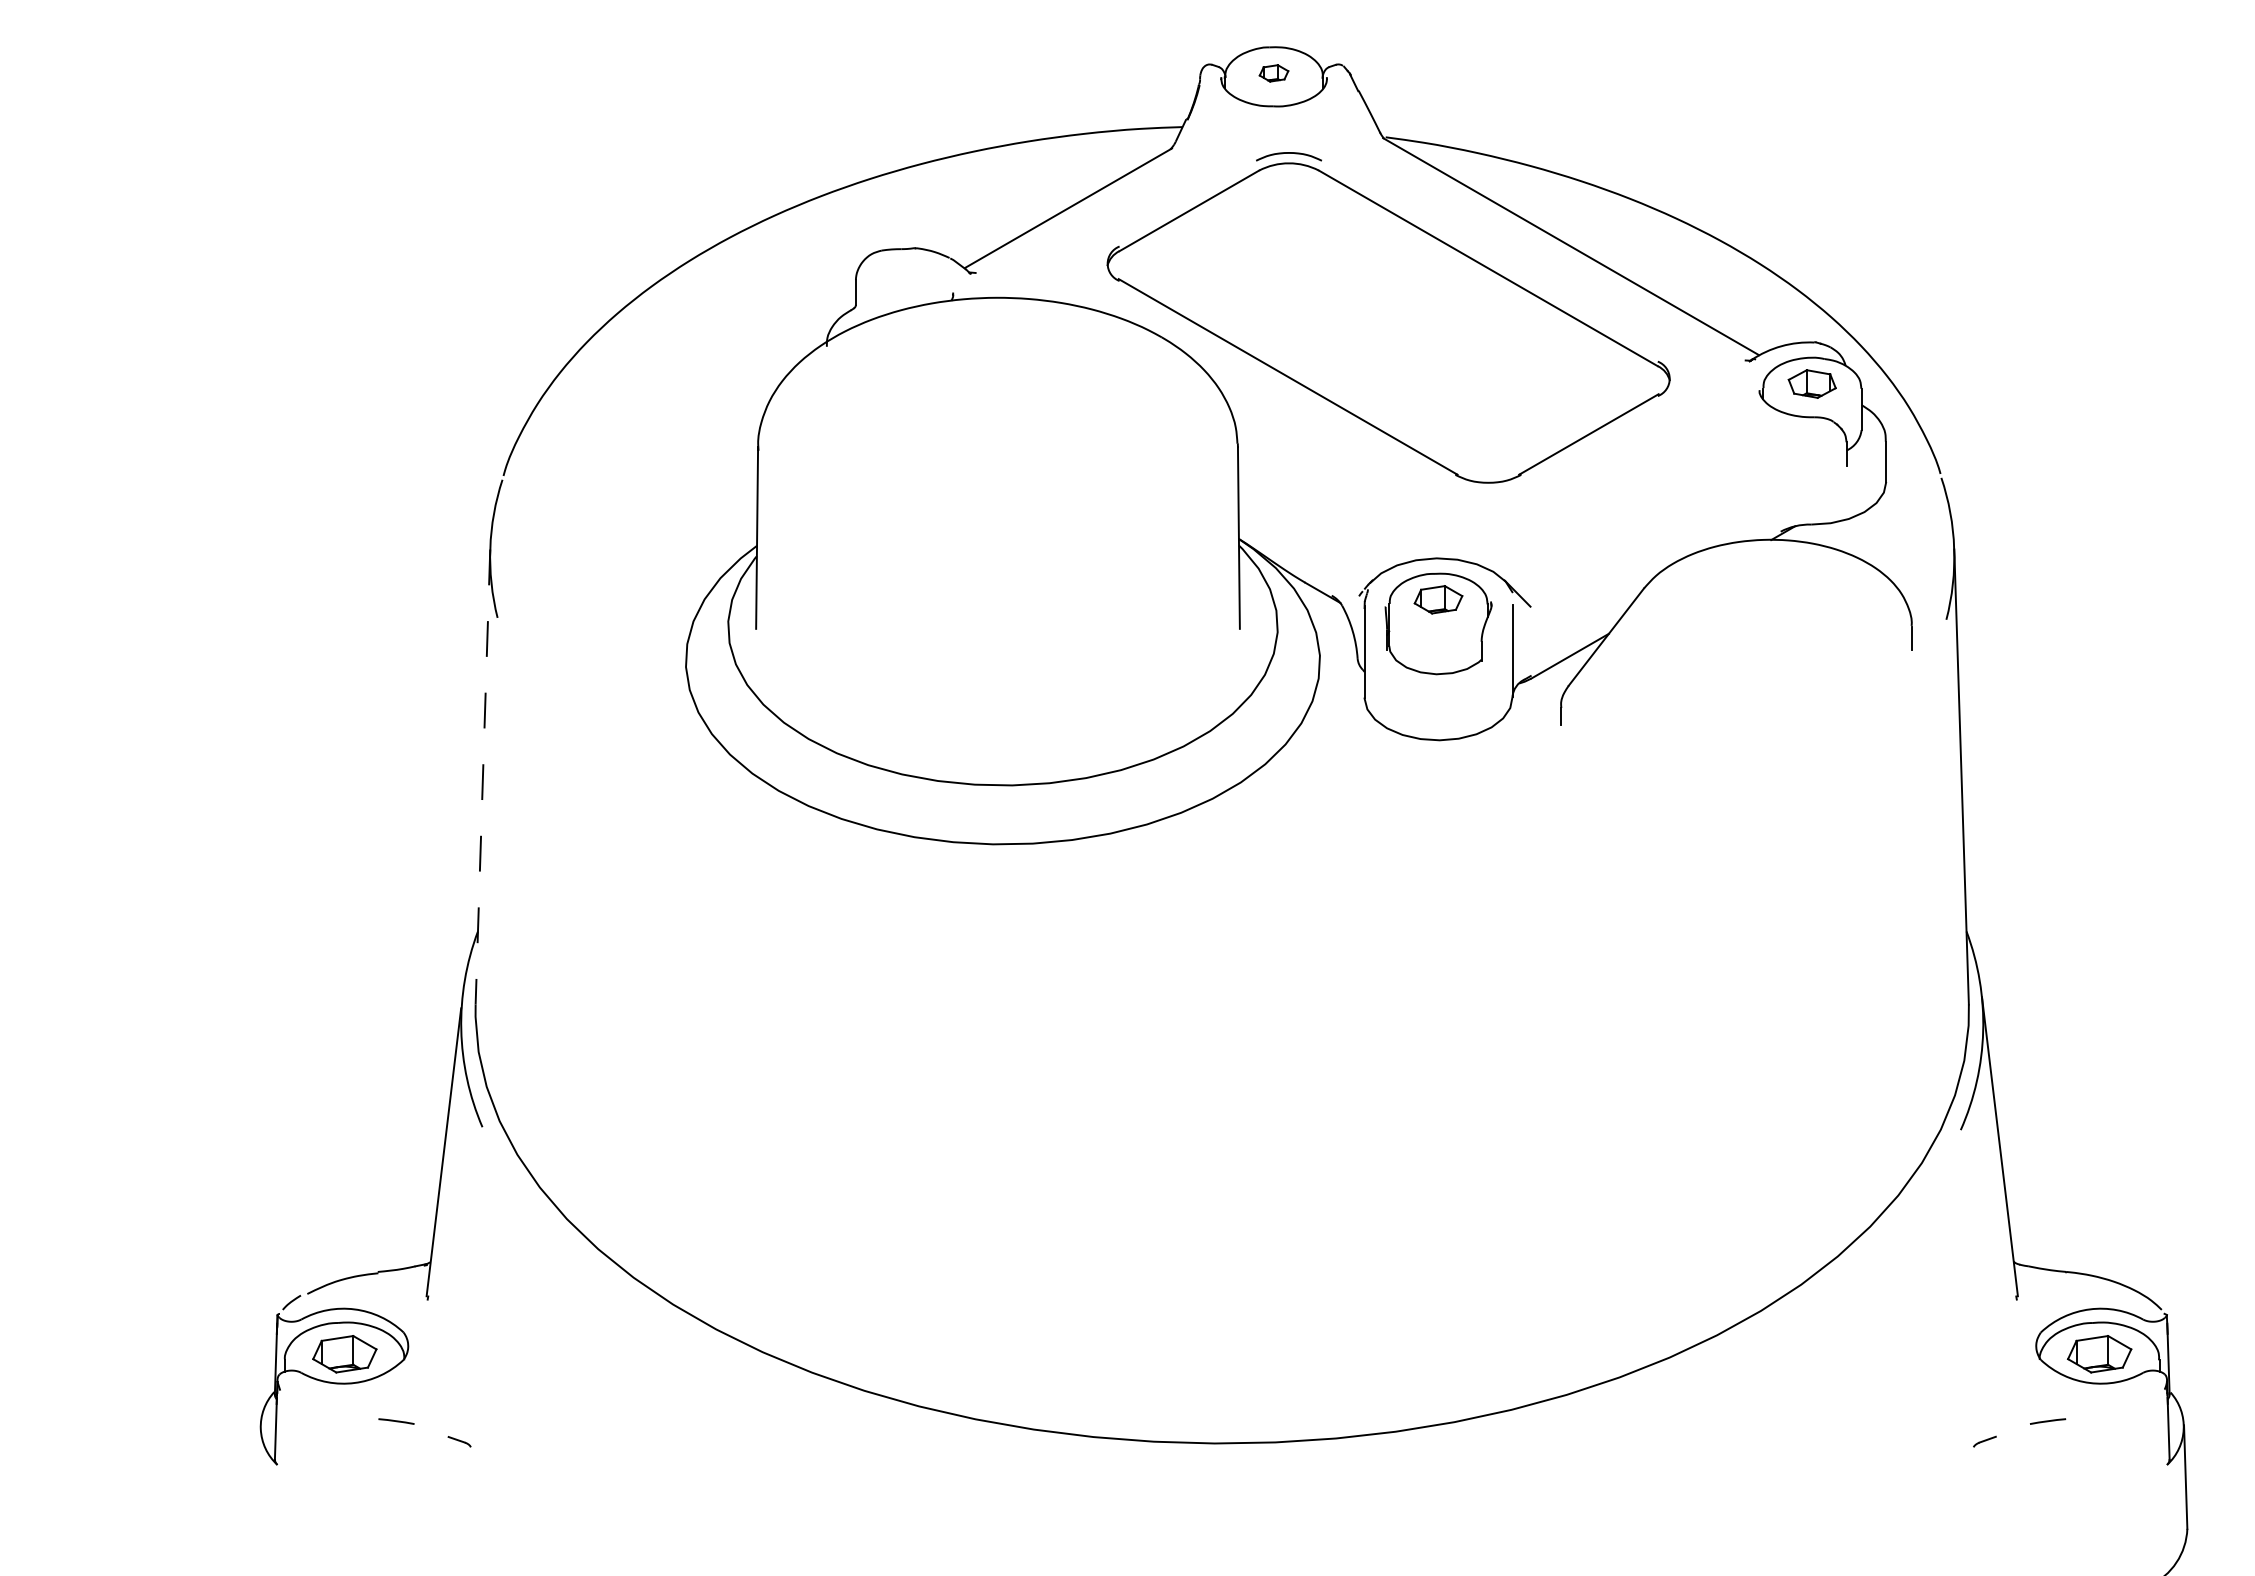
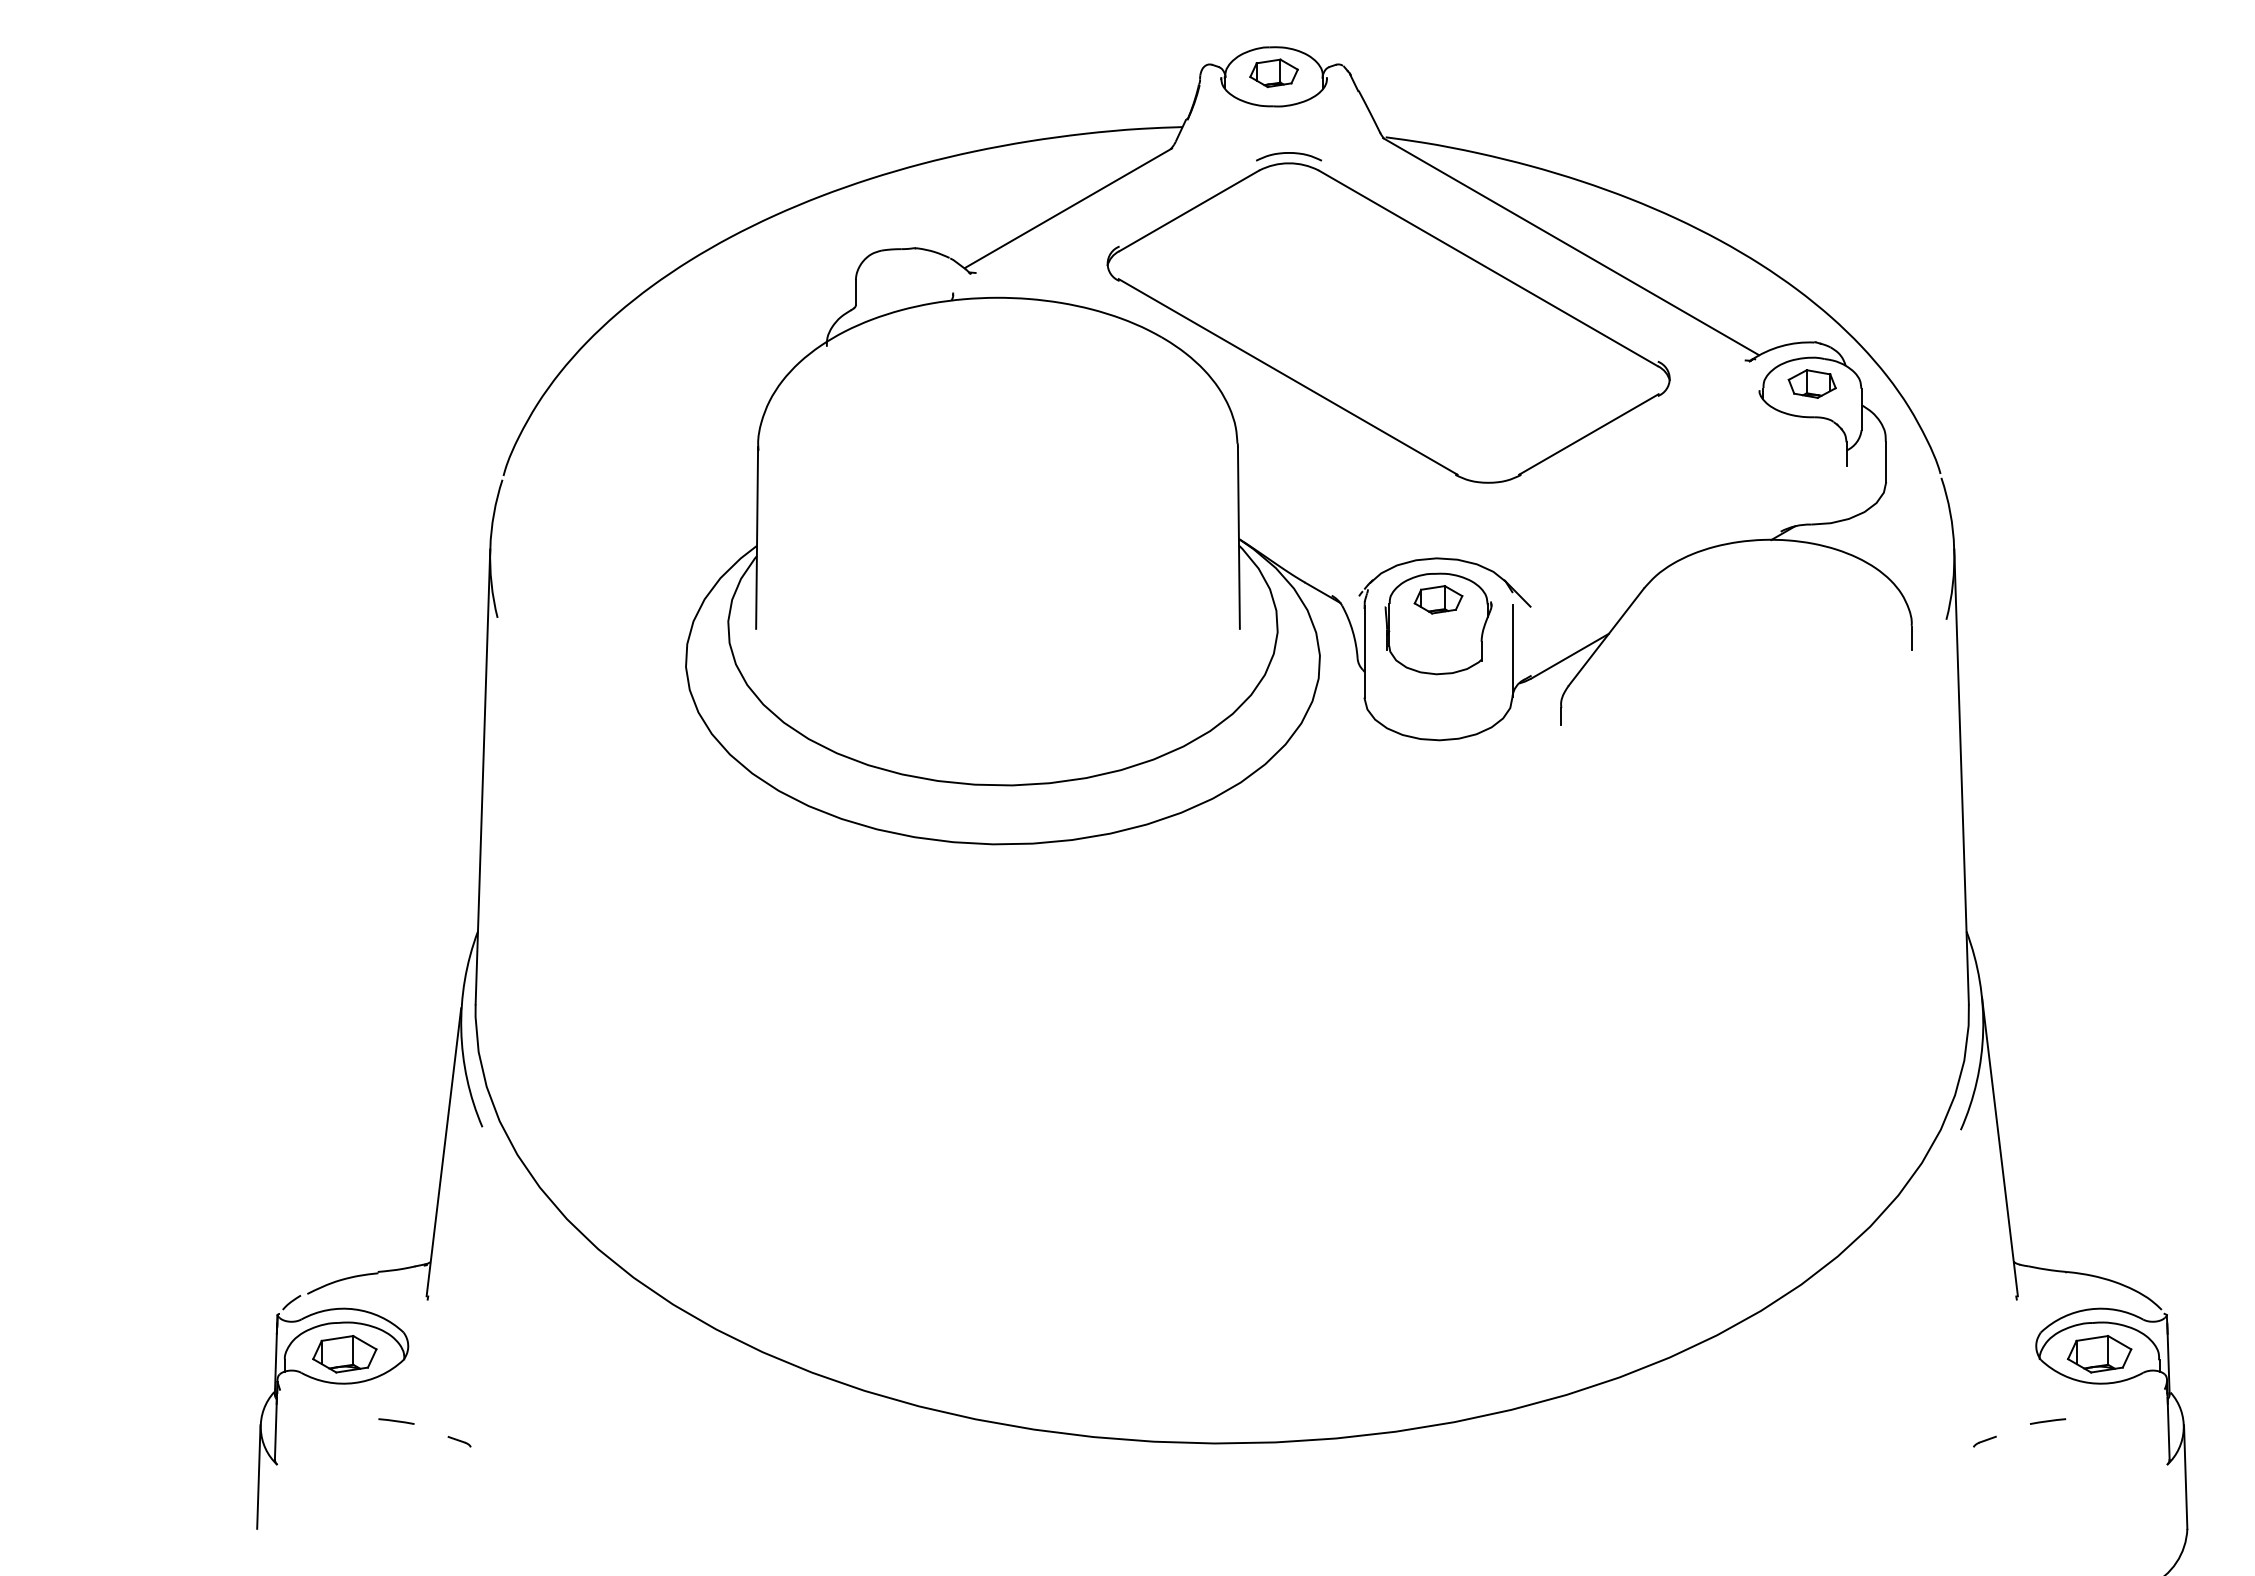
part size: 32x19 px -> 50x31 px (1273, 73)
line: dashed -> solid (482, 776)
line: none -> present (258, 1476)
